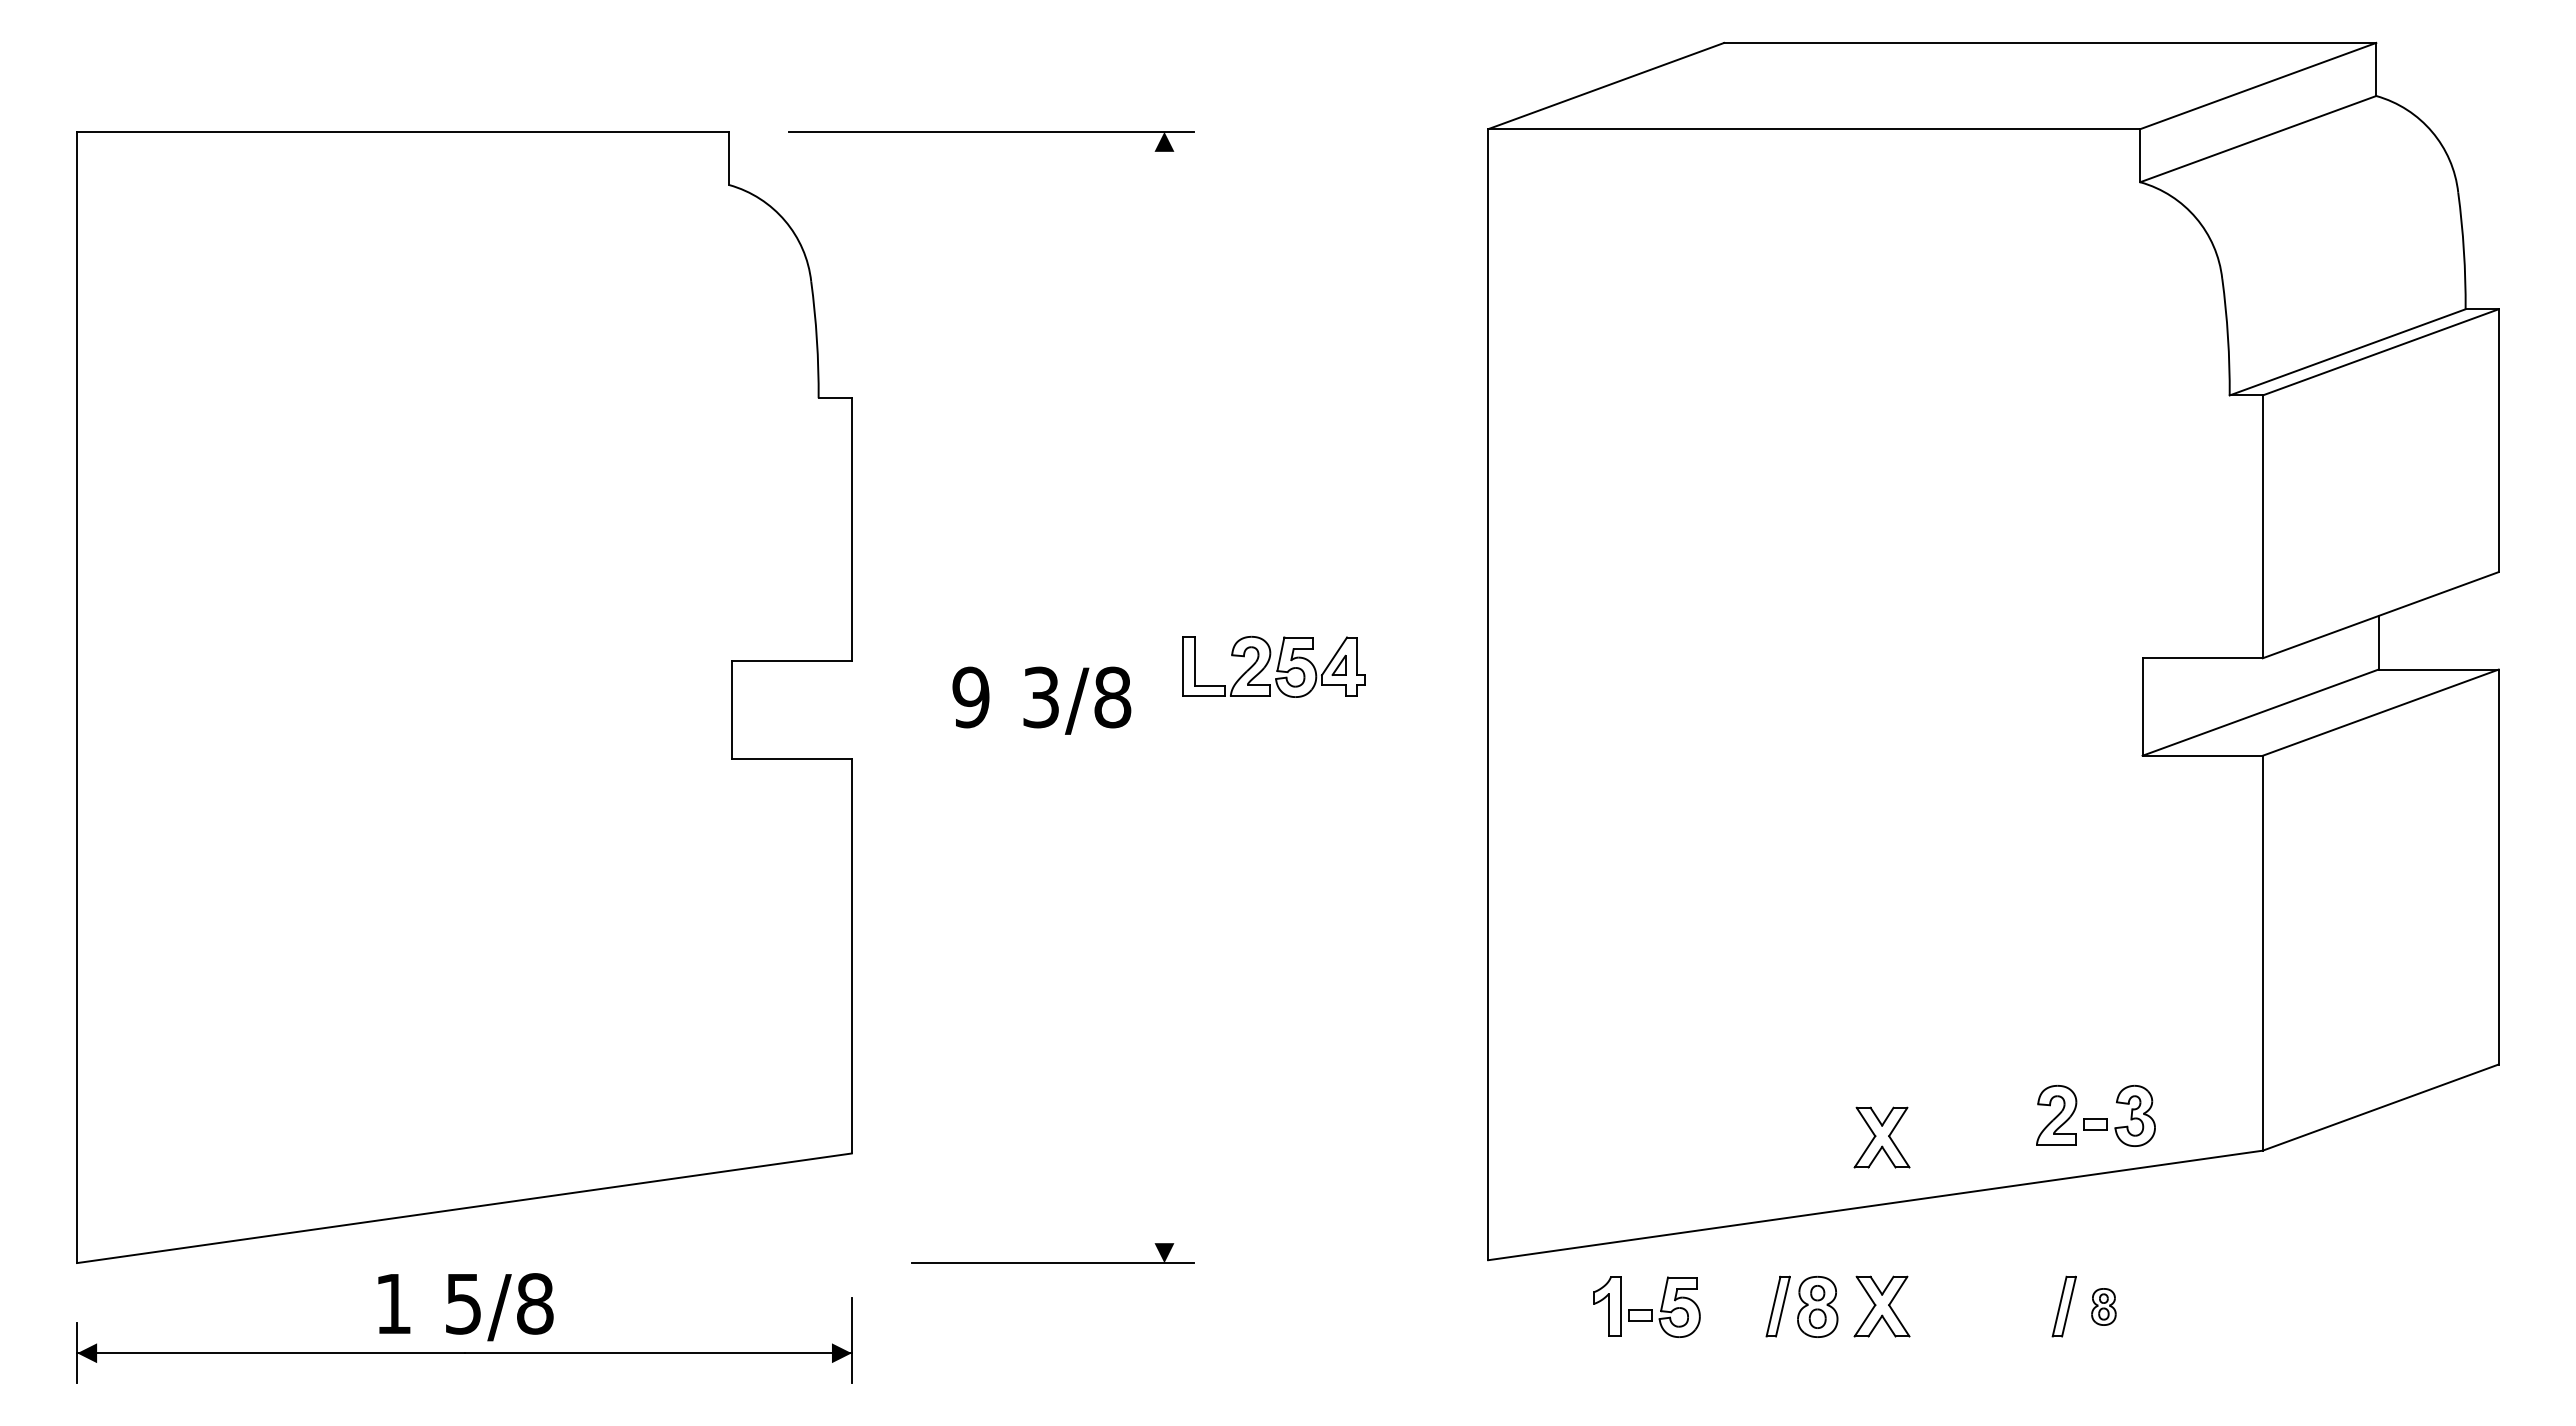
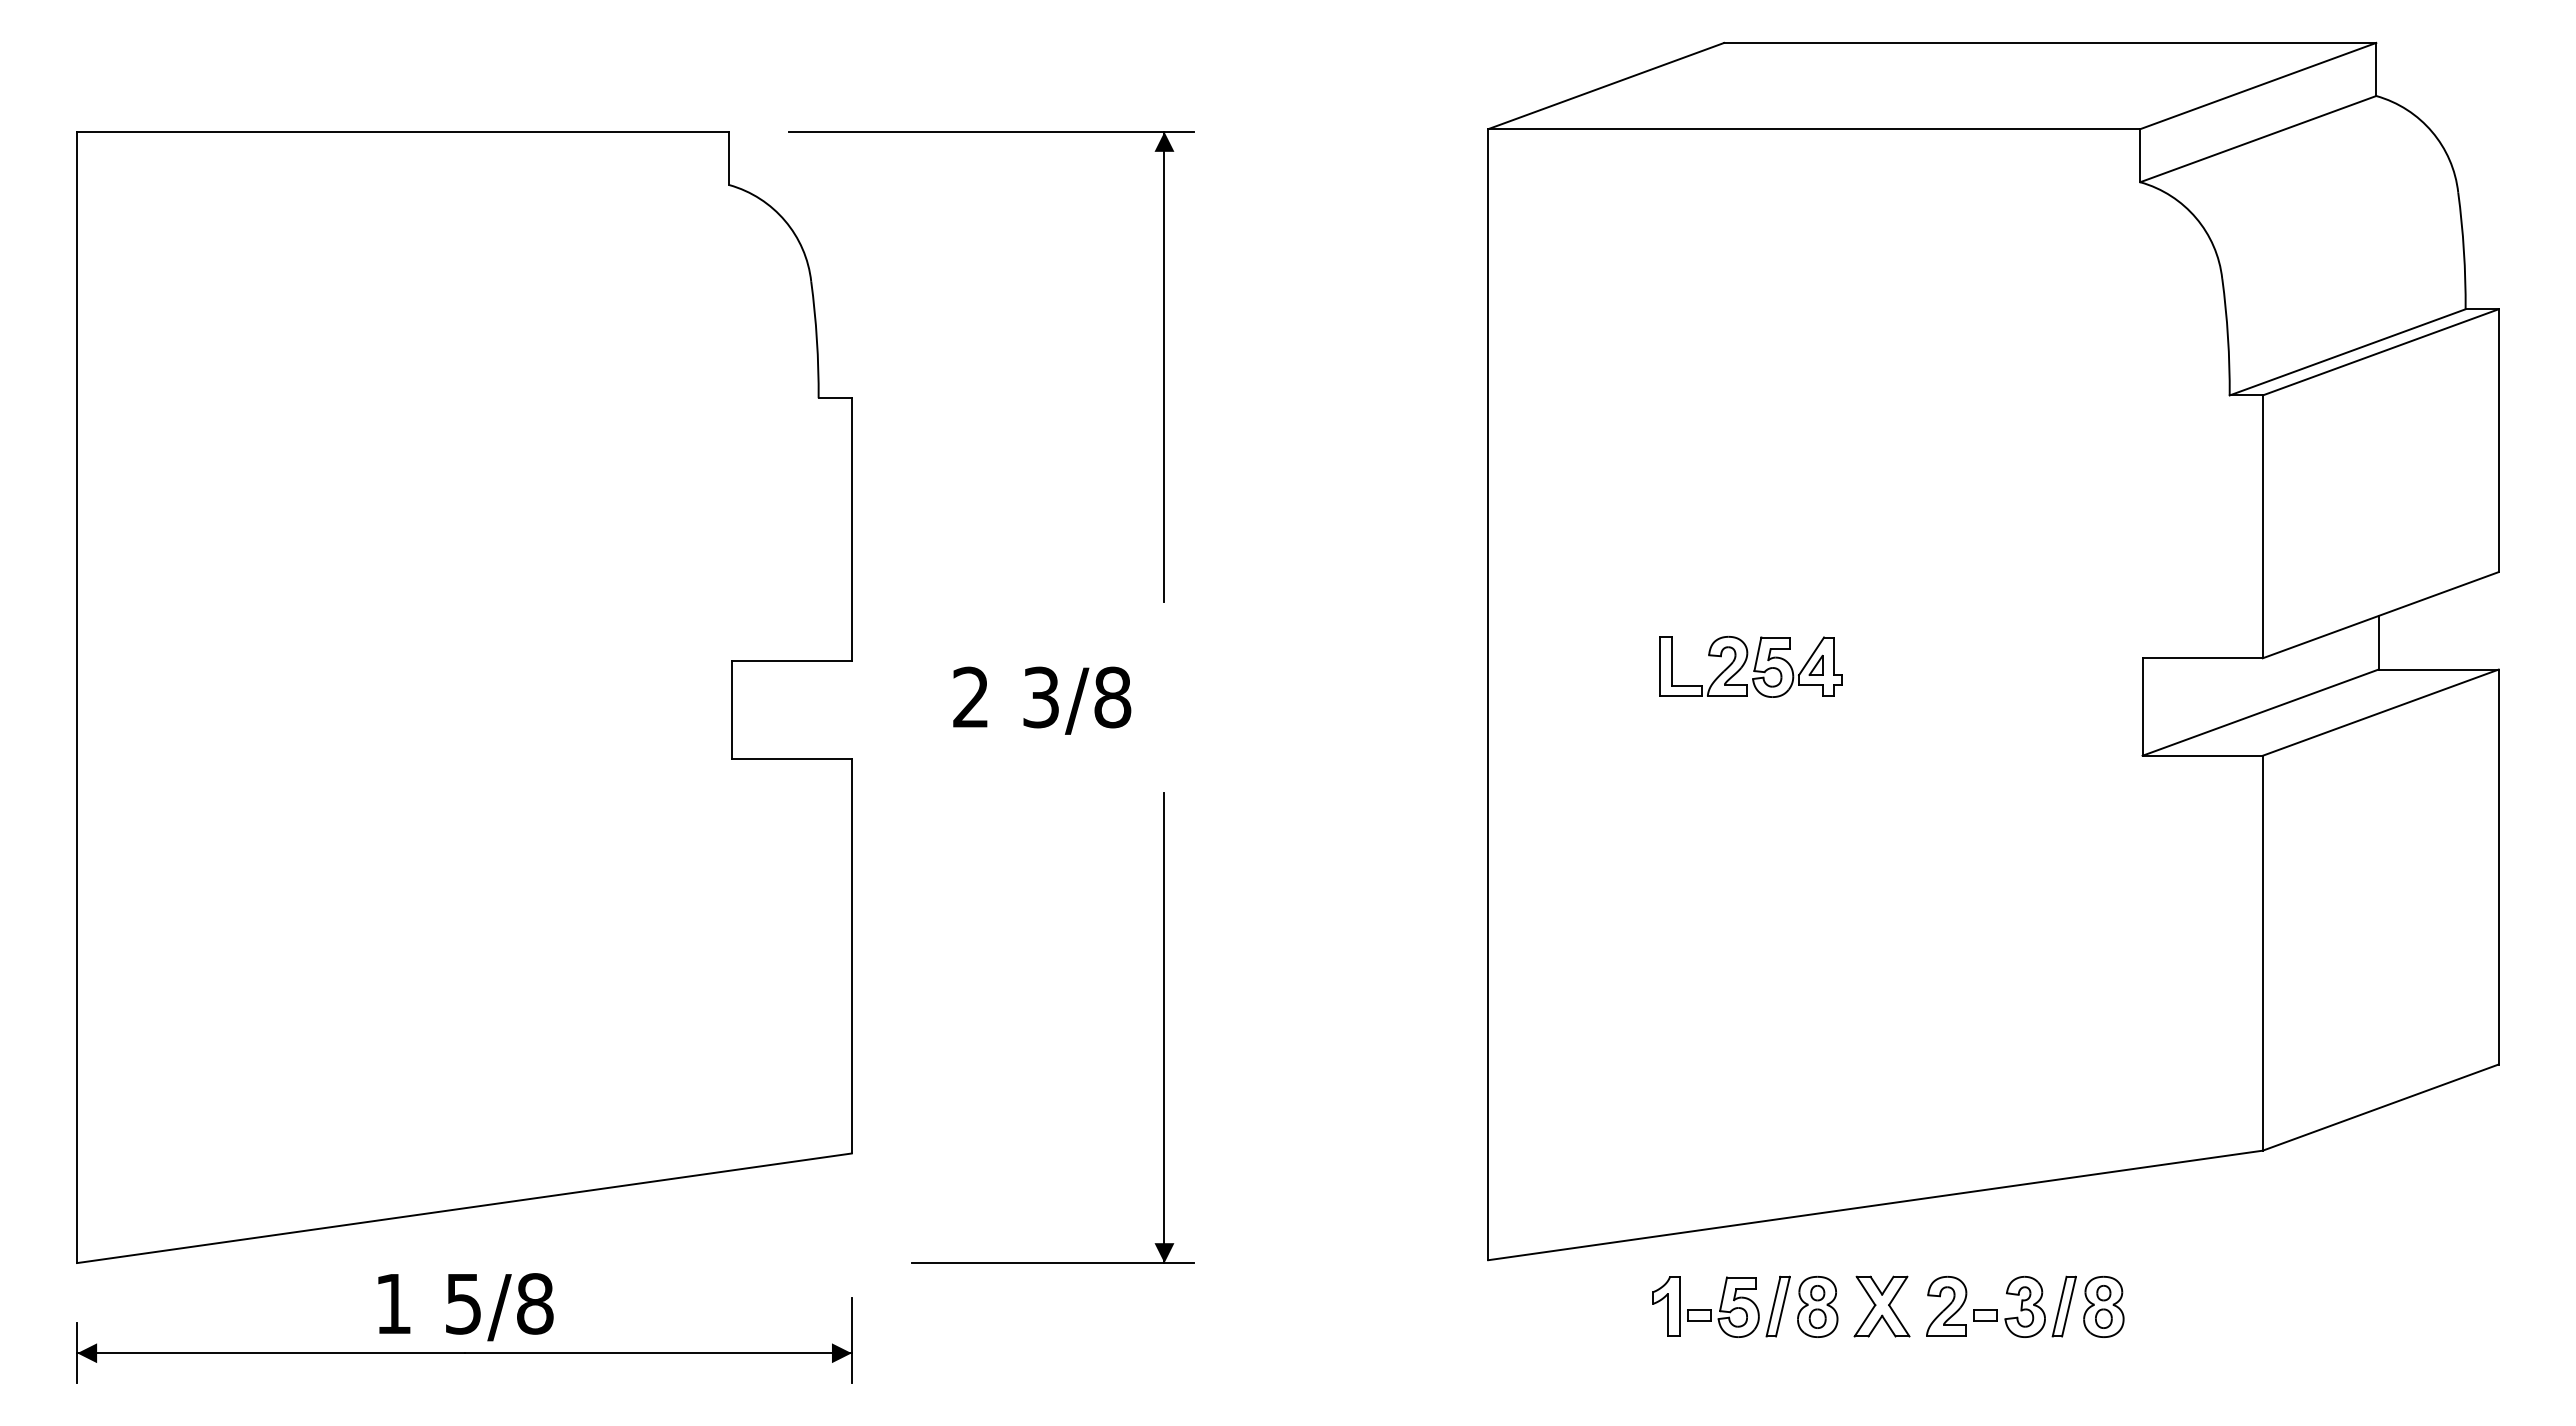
line: none -> present (1164, 366)
part position: (1273, 666) -> (1750, 666) (1750, 666)
text: 9 -> 2 (970, 697)
line: none -> present (1164, 1027)
part position: (2095, 1115) -> (1985, 1306) (1985, 1306)
part: present -> none (1881, 1137)
part position: (1646, 1306) -> (1705, 1306) (1705, 1306)
part size: 26x38 px -> 42x62 px (2103, 1306)
